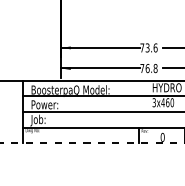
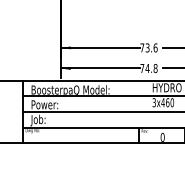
text: 76.8 -> 74.8 (147, 68)
line: dashed -> solid (92, 143)
